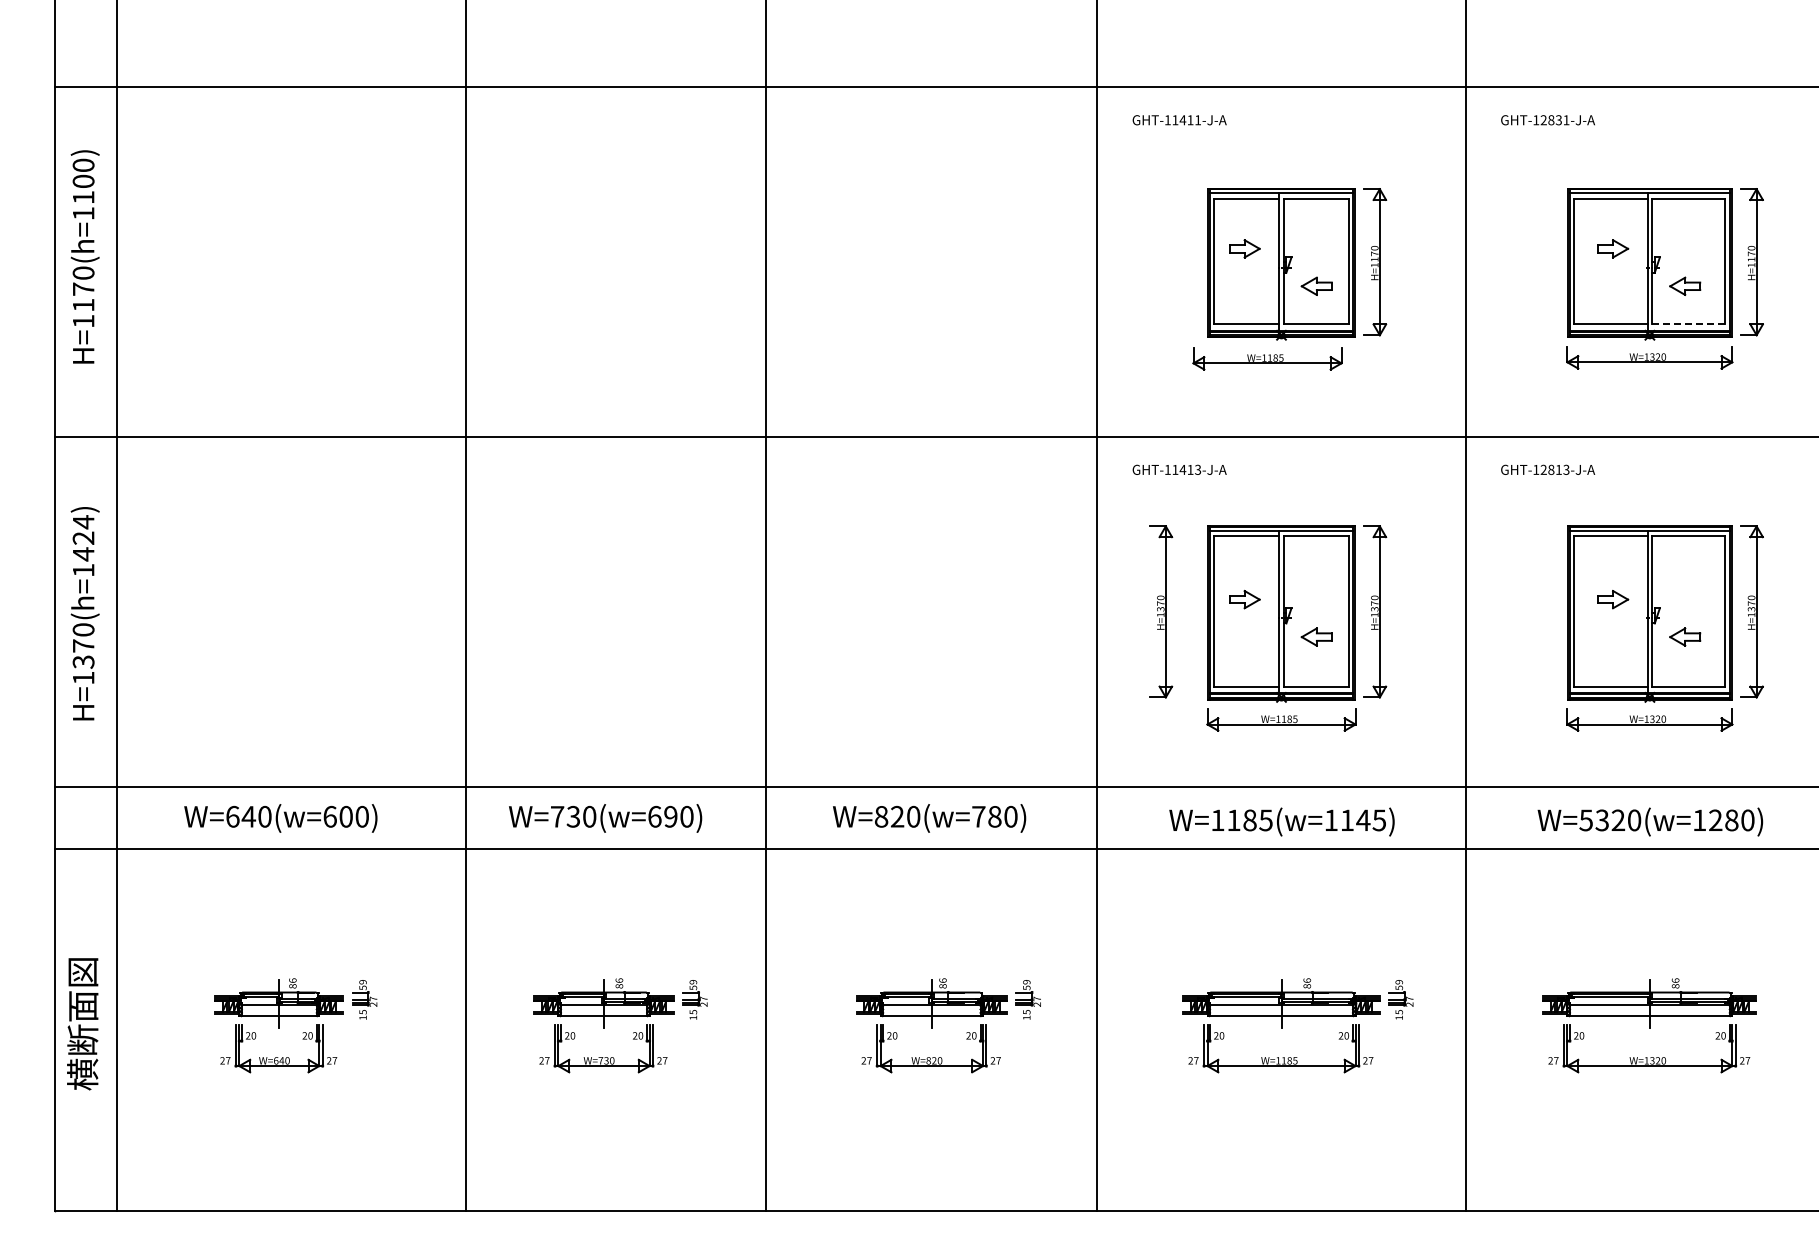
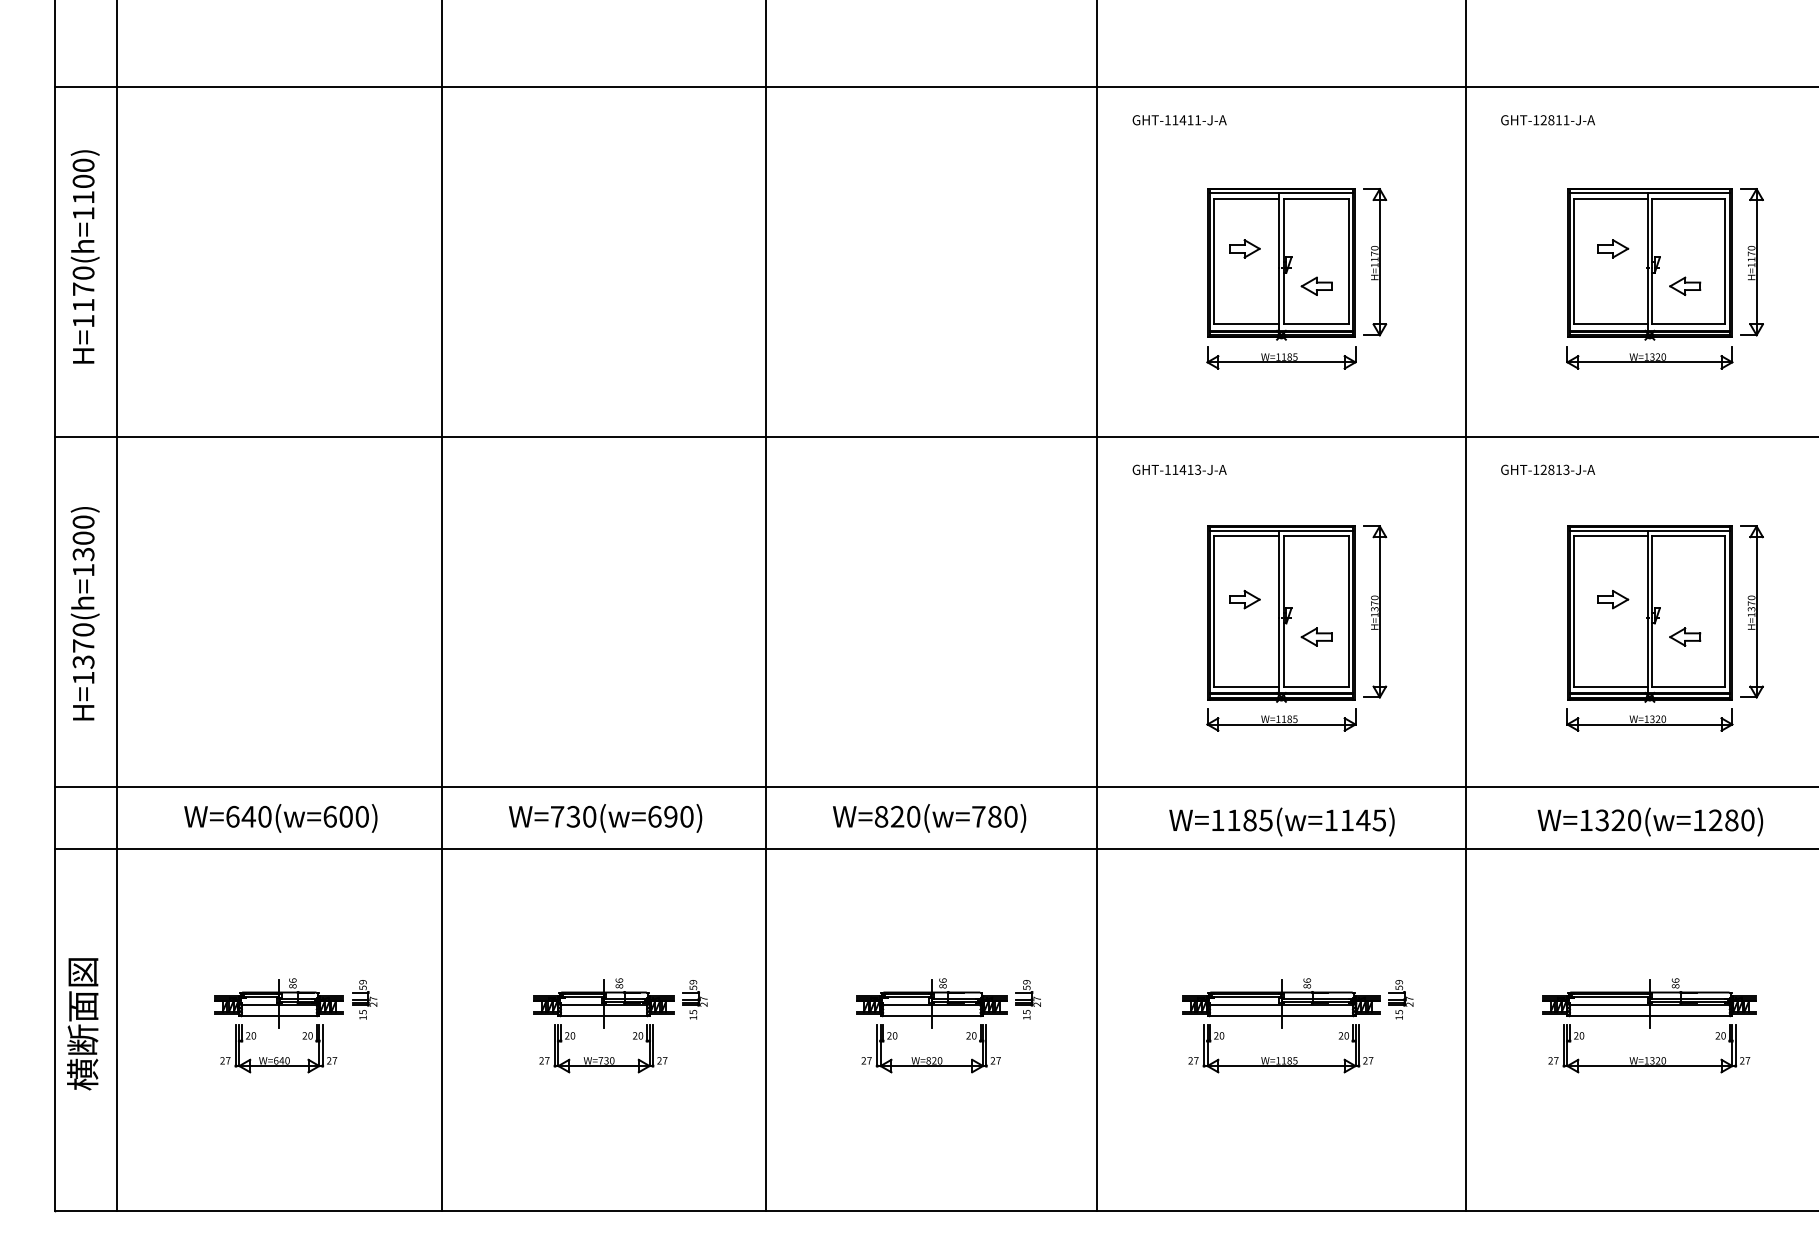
text: GHT-12831-J-A -> GHT-12811-J-A (1558, 120)
line: dashed -> solid (1688, 324)
part position: (1267, 358) -> (1281, 357) (1281, 357)
text: H=1370(h=1424) -> H=1370(h=1300) (83, 538)
line position: (465, 606) -> (441, 606) (441, 606)
part: present -> none (1161, 611)
text: W=5320(w=1280) -> W=1320(w=1280) (1585, 820)
